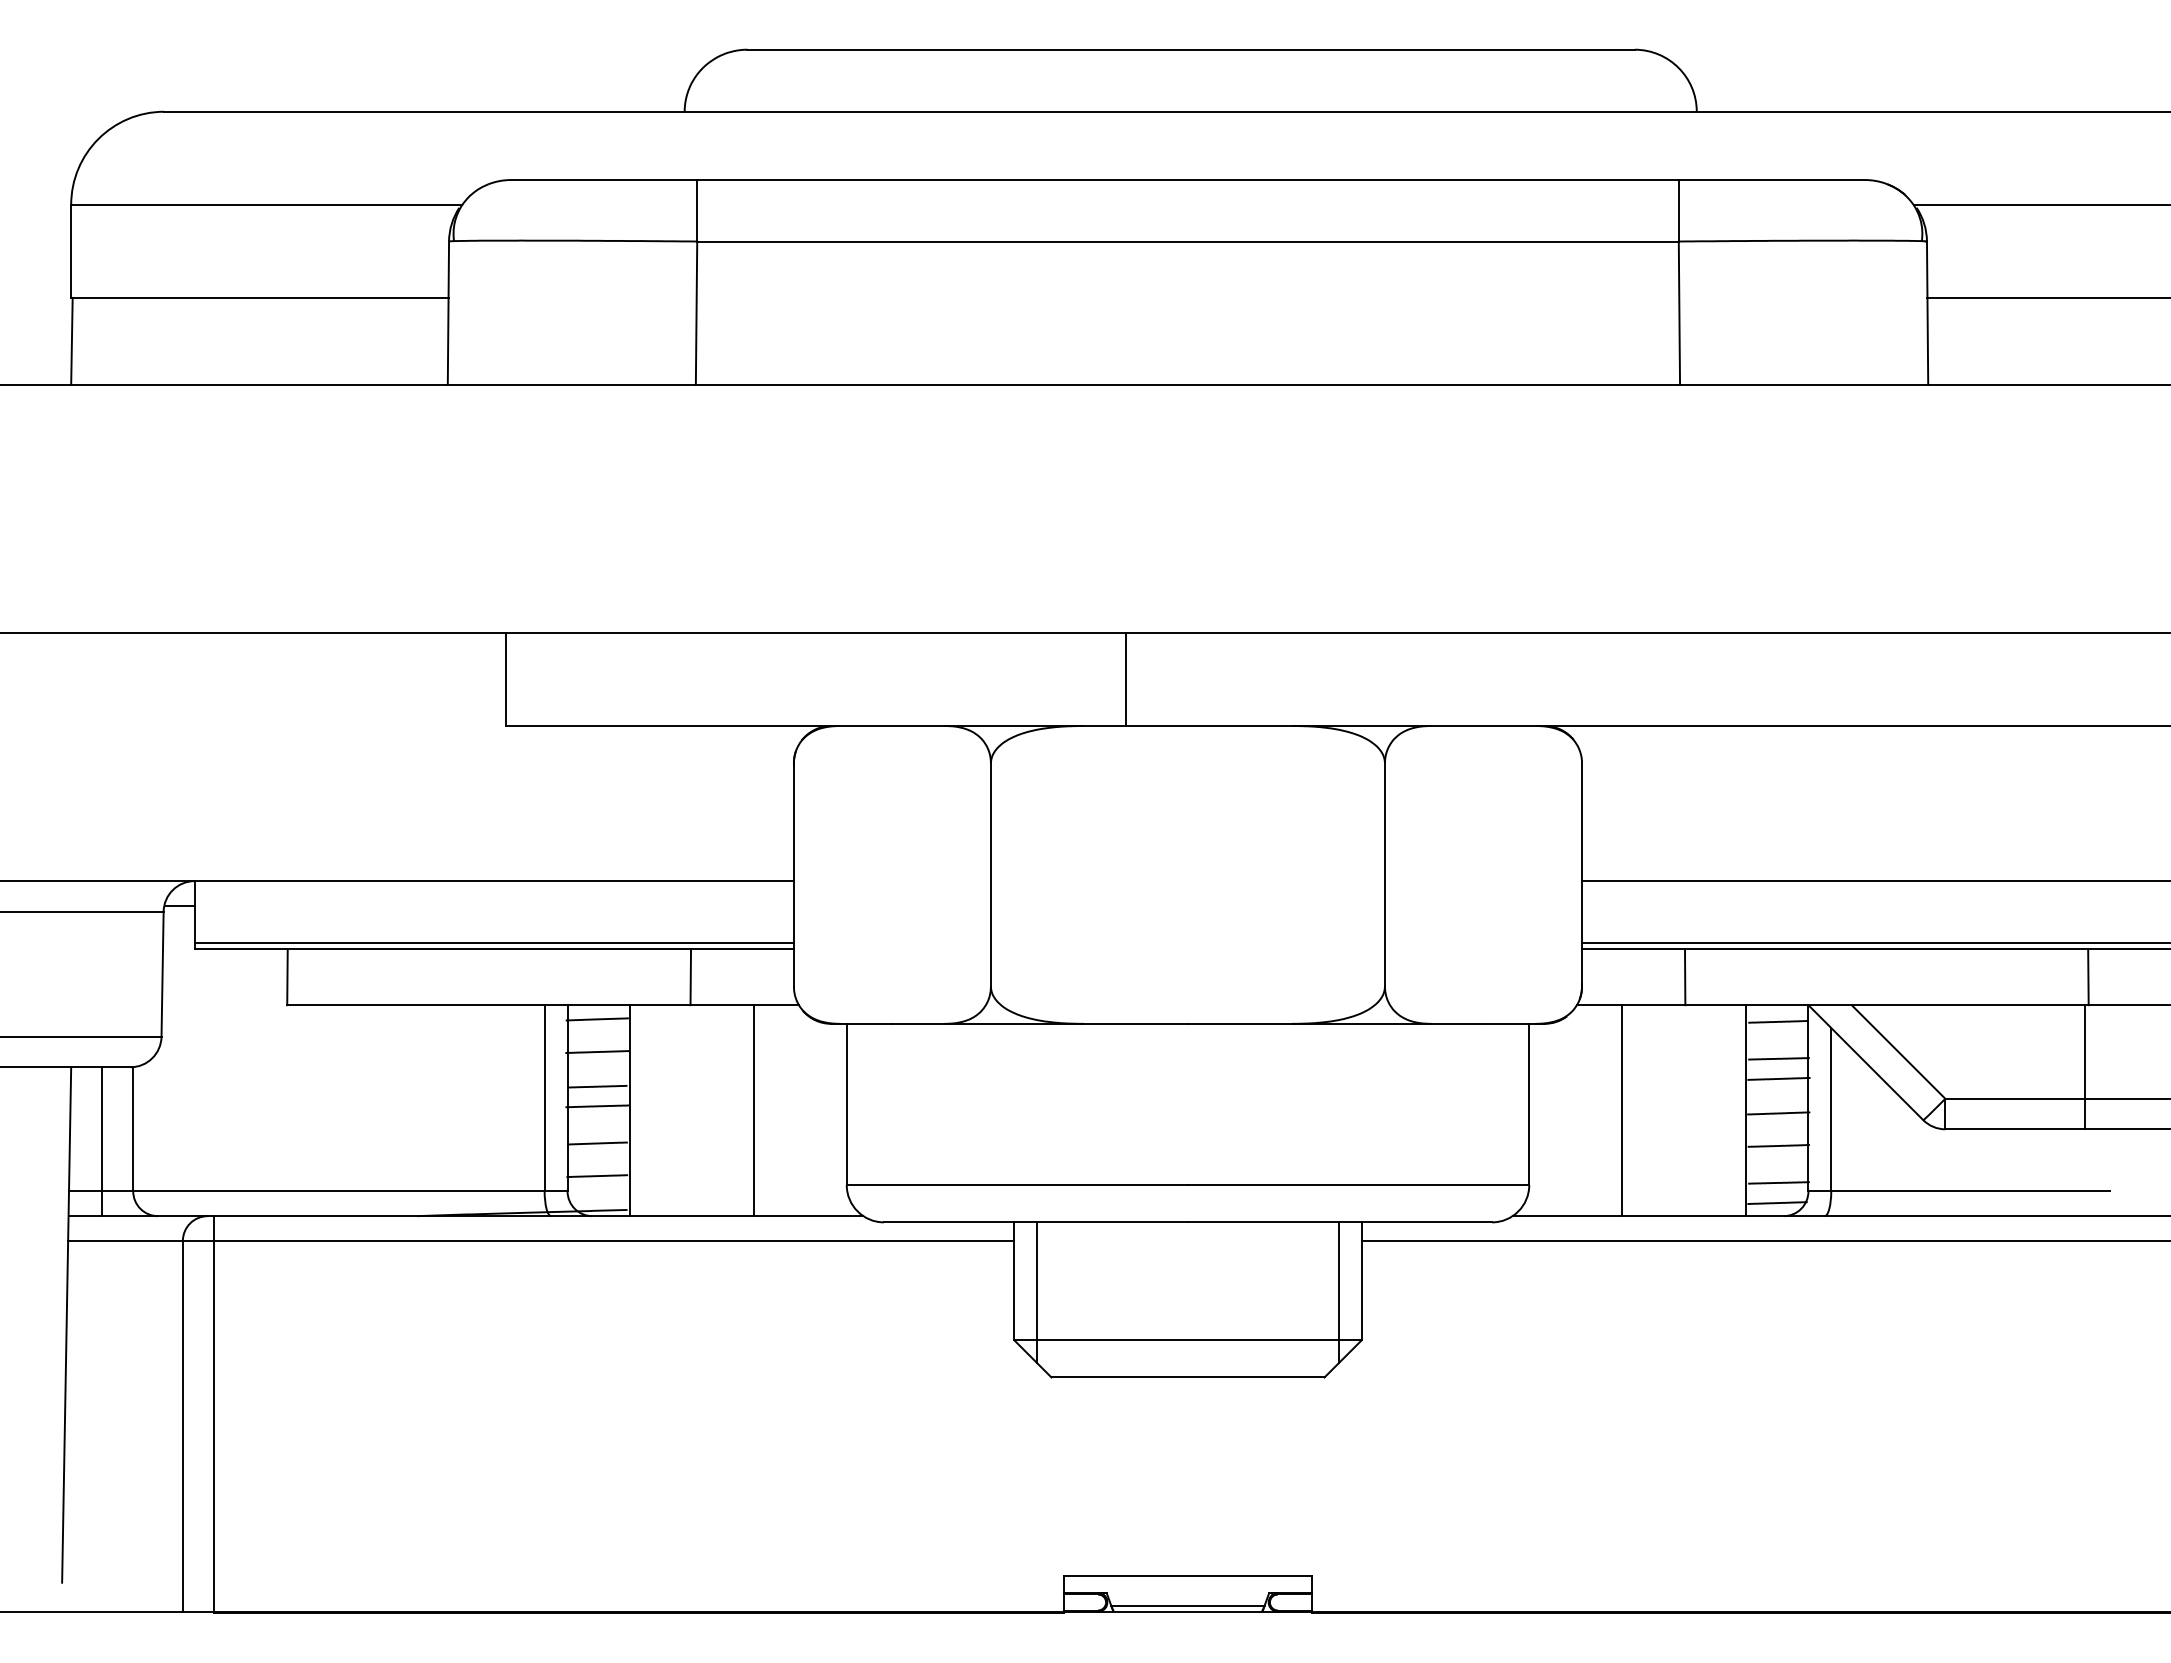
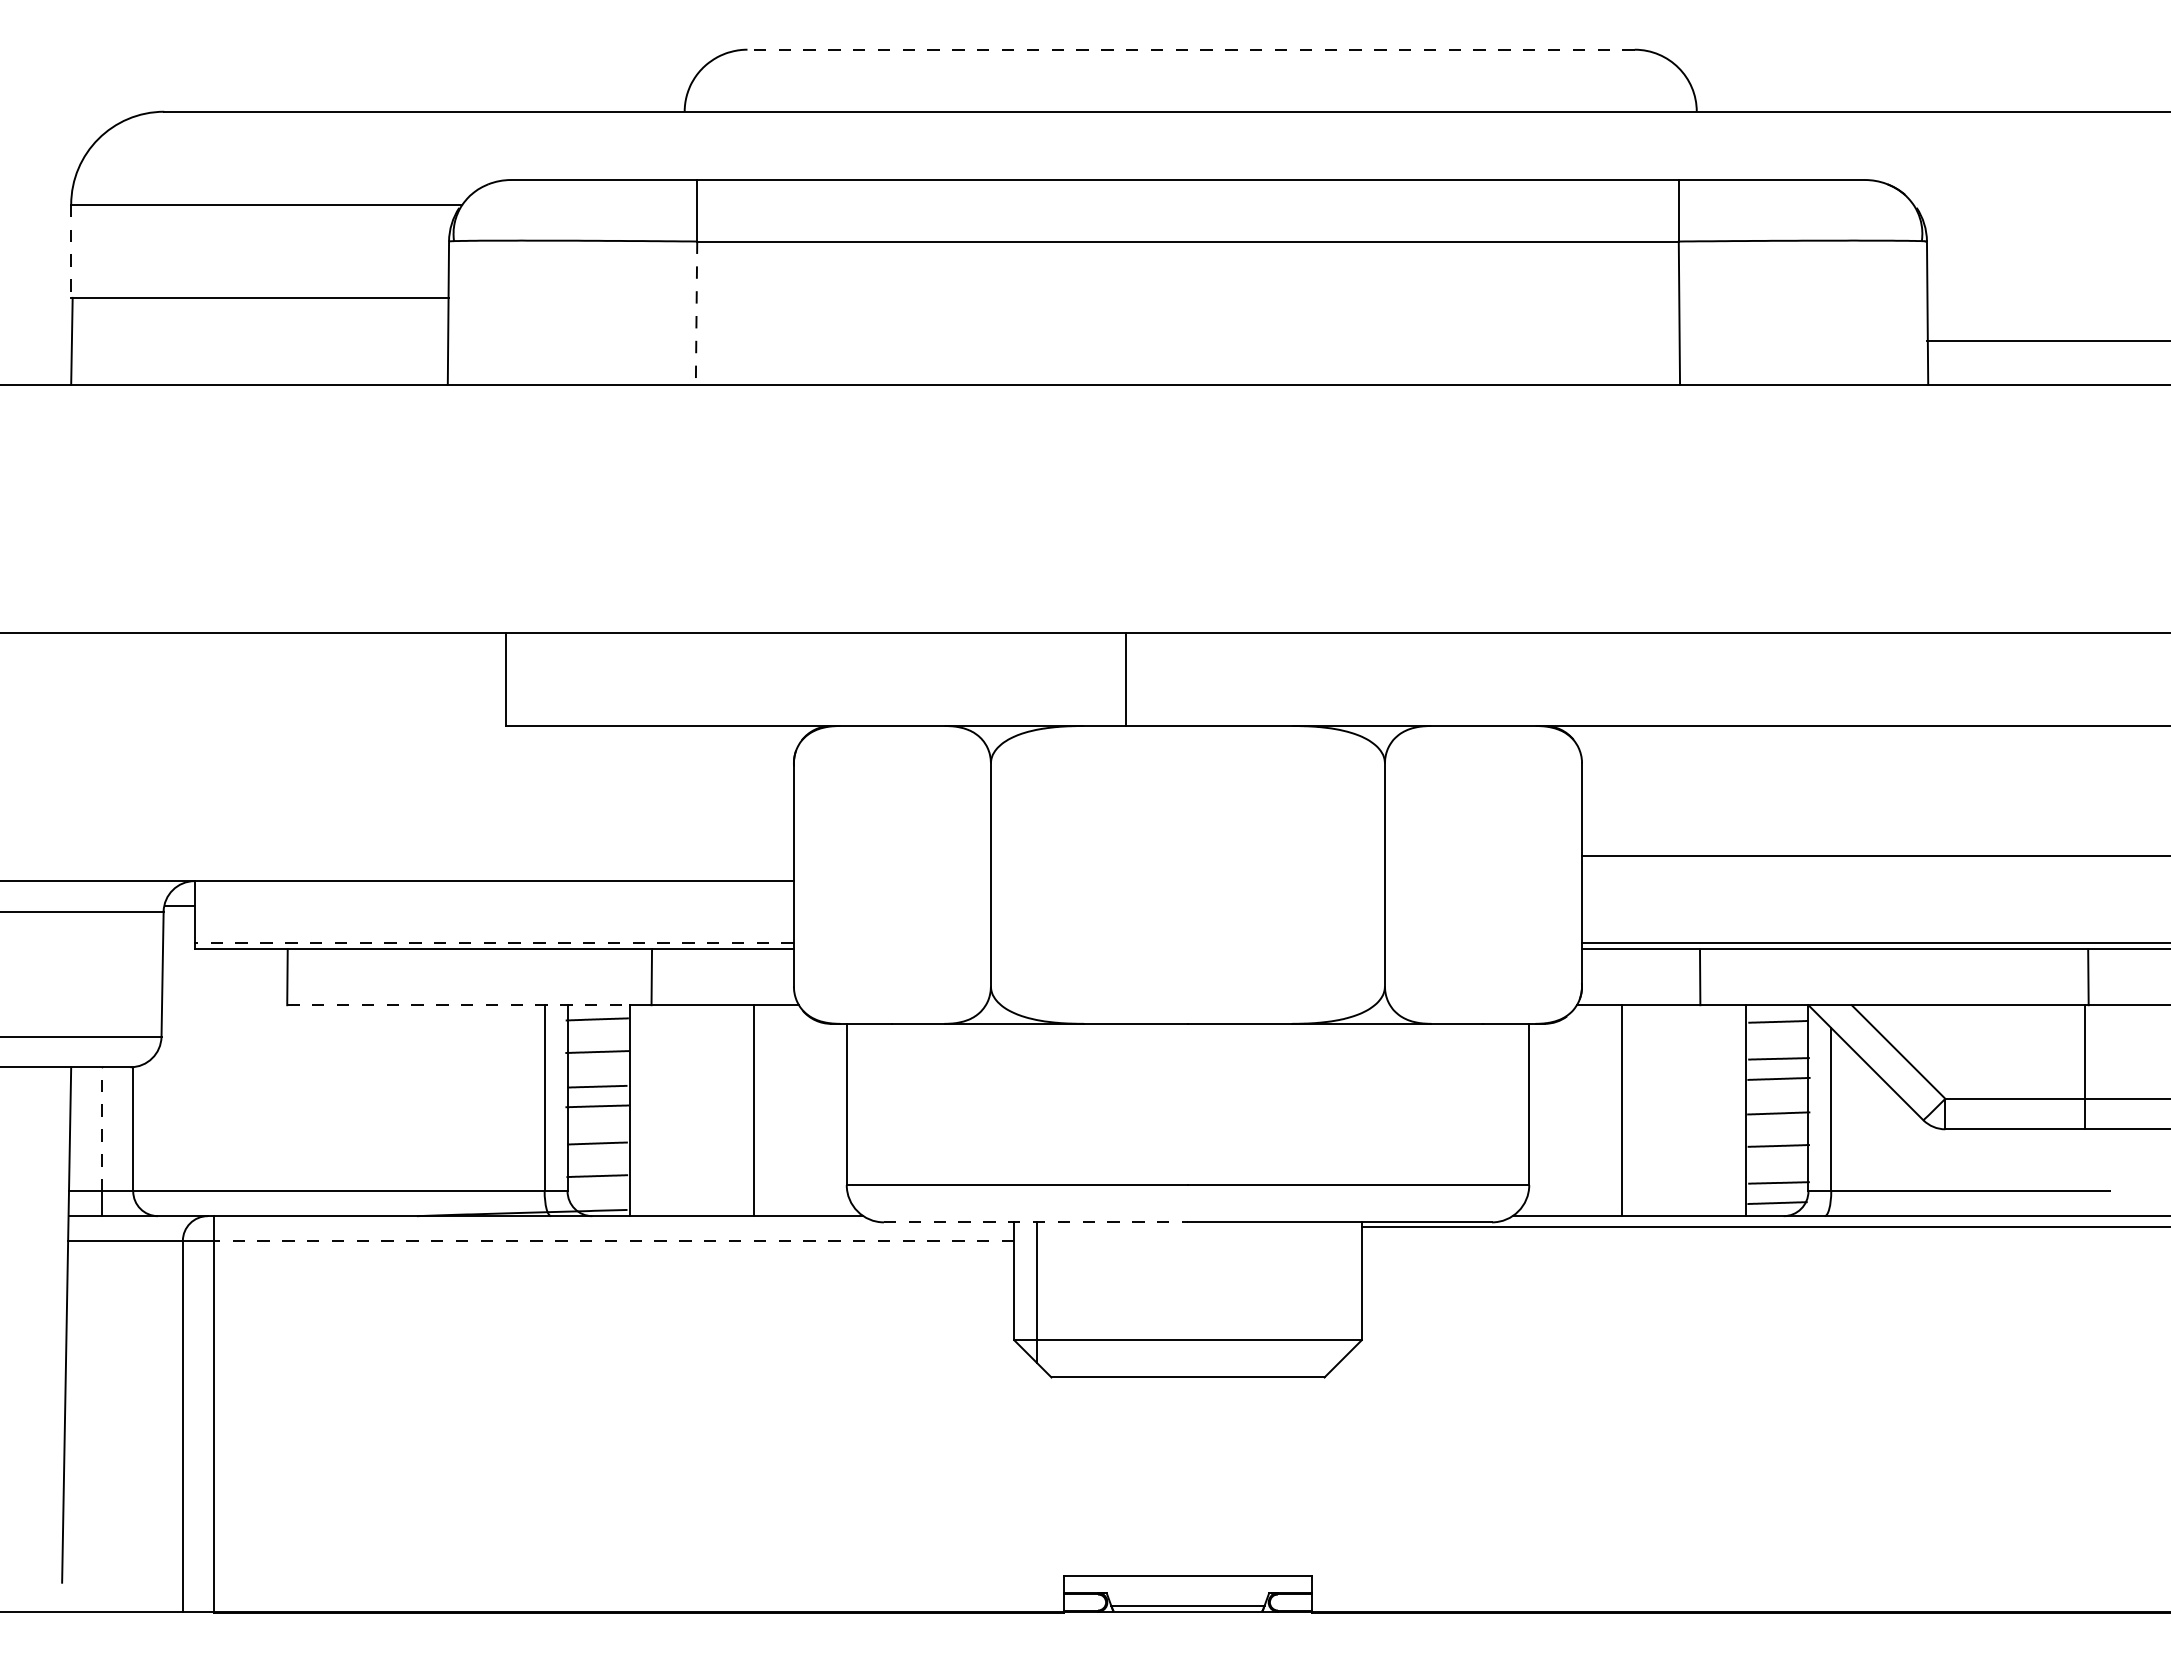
line: solid -> dashed (1191, 49)
line: present -> none (2040, 204)
line: solid -> dashed (71, 251)
line position: (2047, 297) -> (2047, 340) (2047, 340)
line: solid -> dashed (696, 313)
line position: (1874, 881) -> (1874, 856) (1874, 856)
line: solid -> dashed (494, 943)
line position: (690, 977) -> (651, 977) (651, 977)
line position: (1685, 977) -> (1700, 977) (1700, 977)
line: solid -> dashed (458, 1005)
line: solid -> dashed (102, 1128)
line: solid -> dashed (1036, 1222)
line: solid -> dashed (613, 1240)
line position: (1764, 1240) -> (1764, 1226) (1764, 1226)
line: present -> none (1339, 1292)
